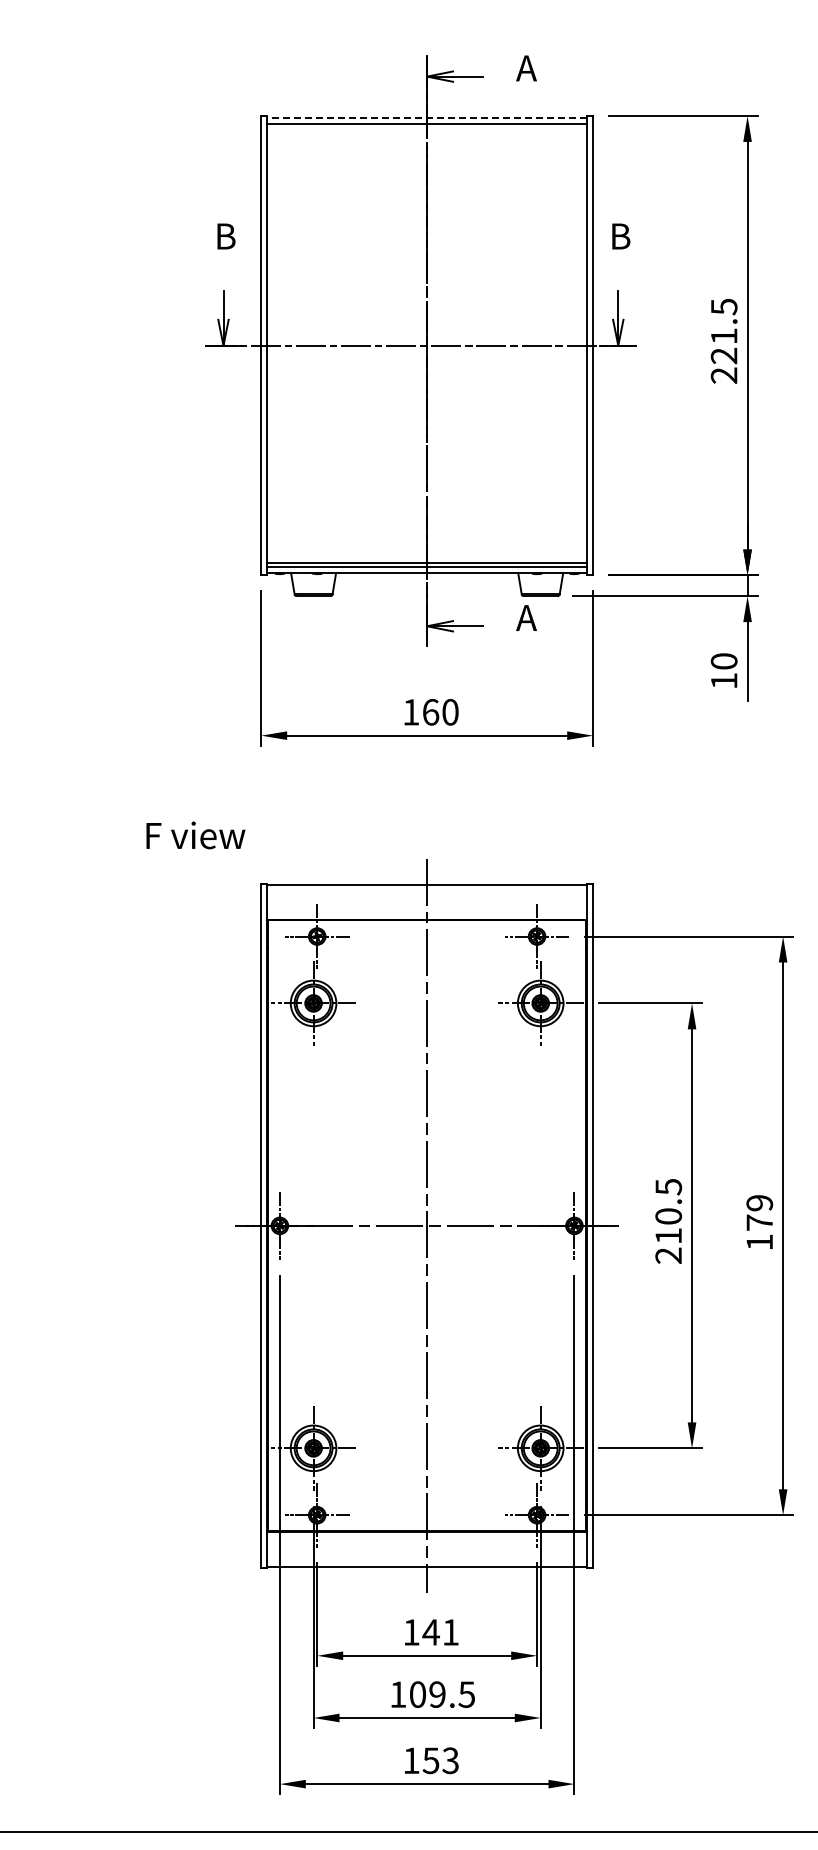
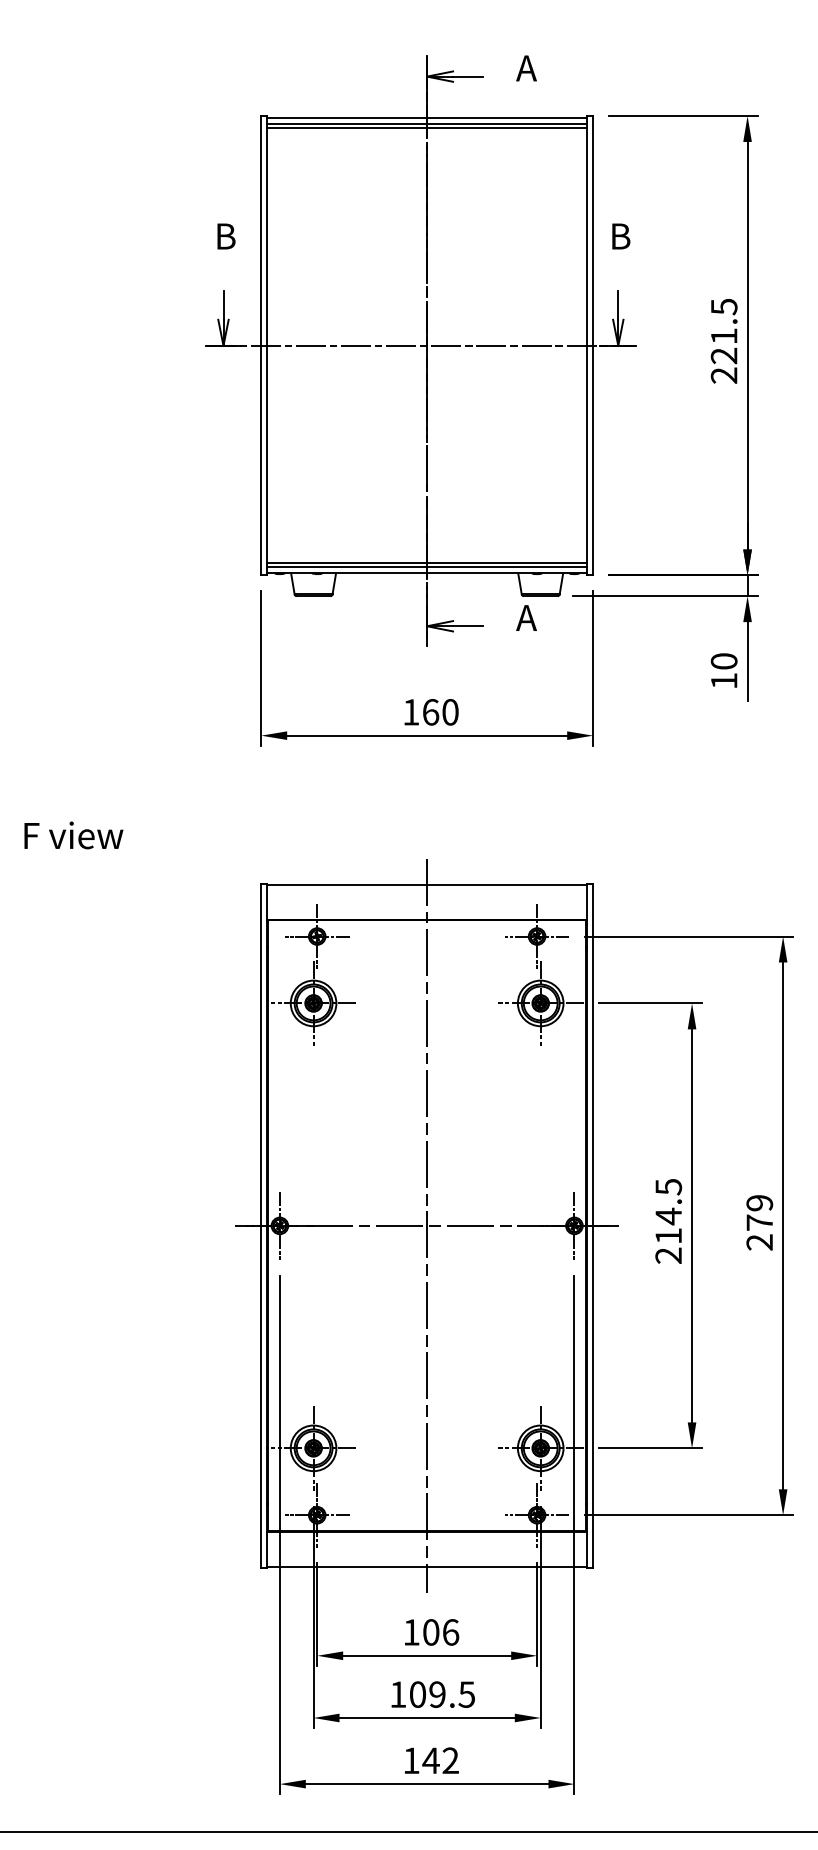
line: dashed -> solid (427, 118)
line: none -> present (426, 128)
text position: (195, 835) -> (73, 835) (73, 835)
text: 210.5 -> 214.5 (668, 1216)
text: 179 -> 279 (759, 1242)
text: 141 -> 106 (440, 1632)
text: 153 -> 142 (440, 1760)
